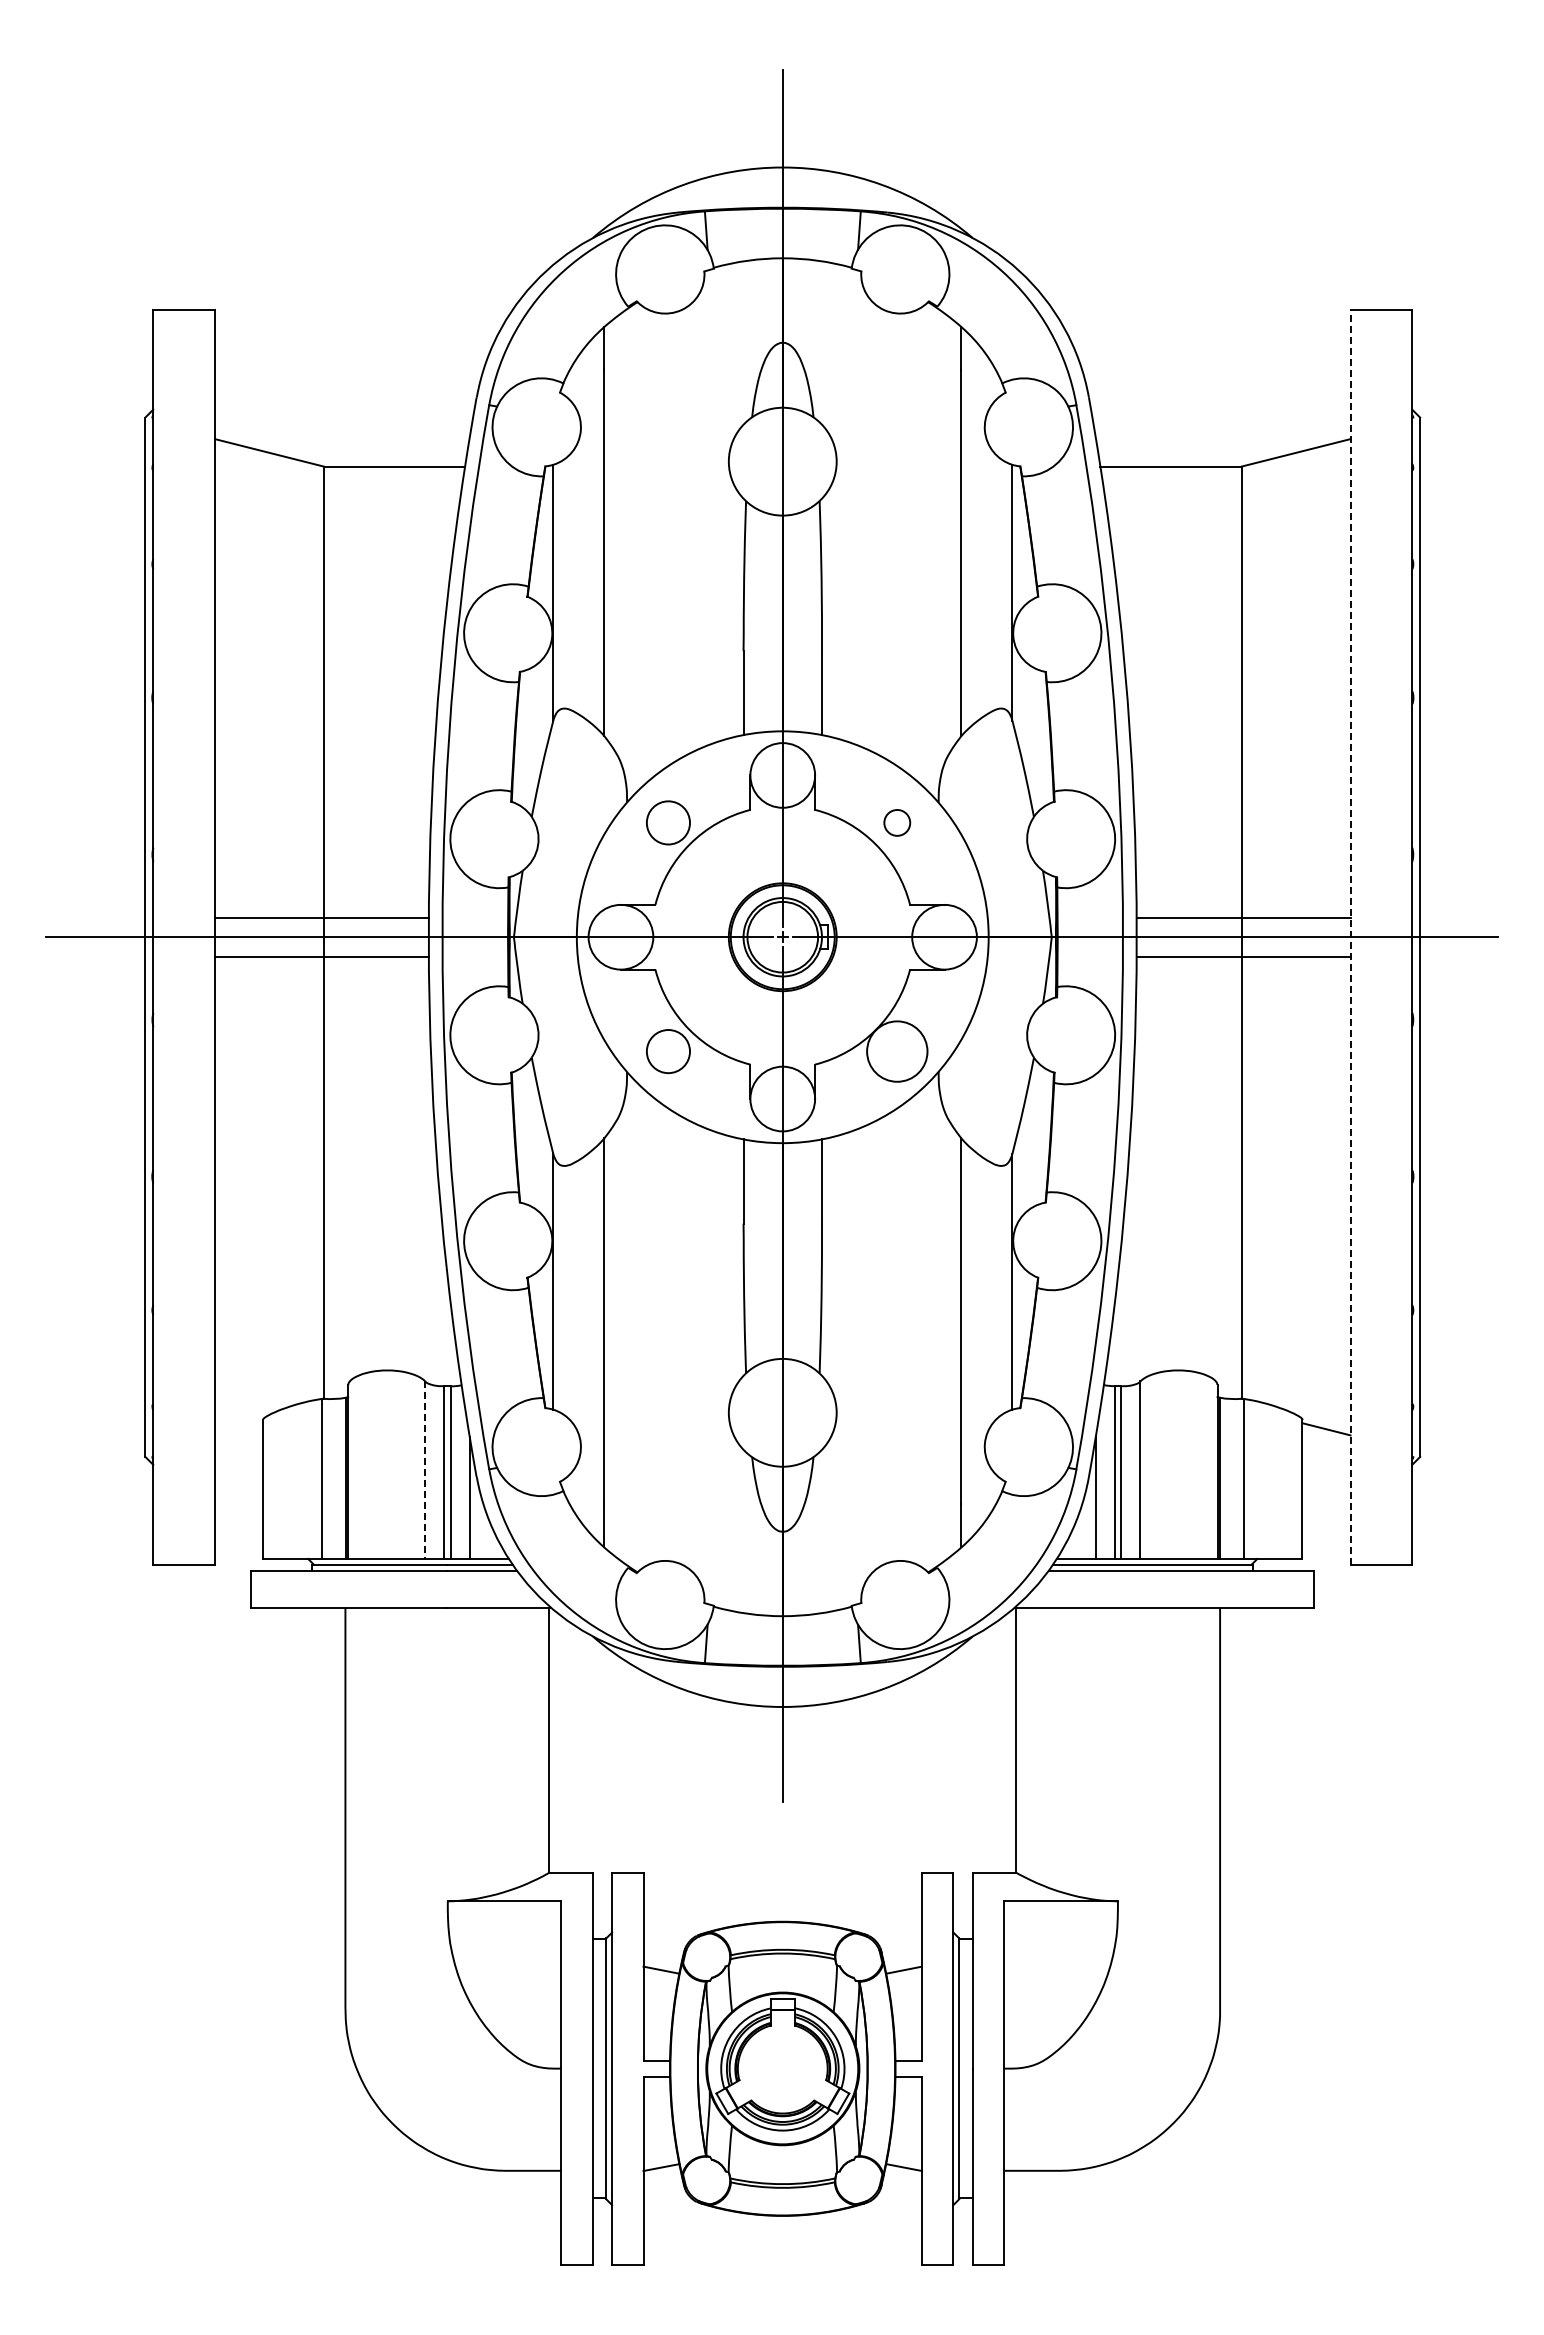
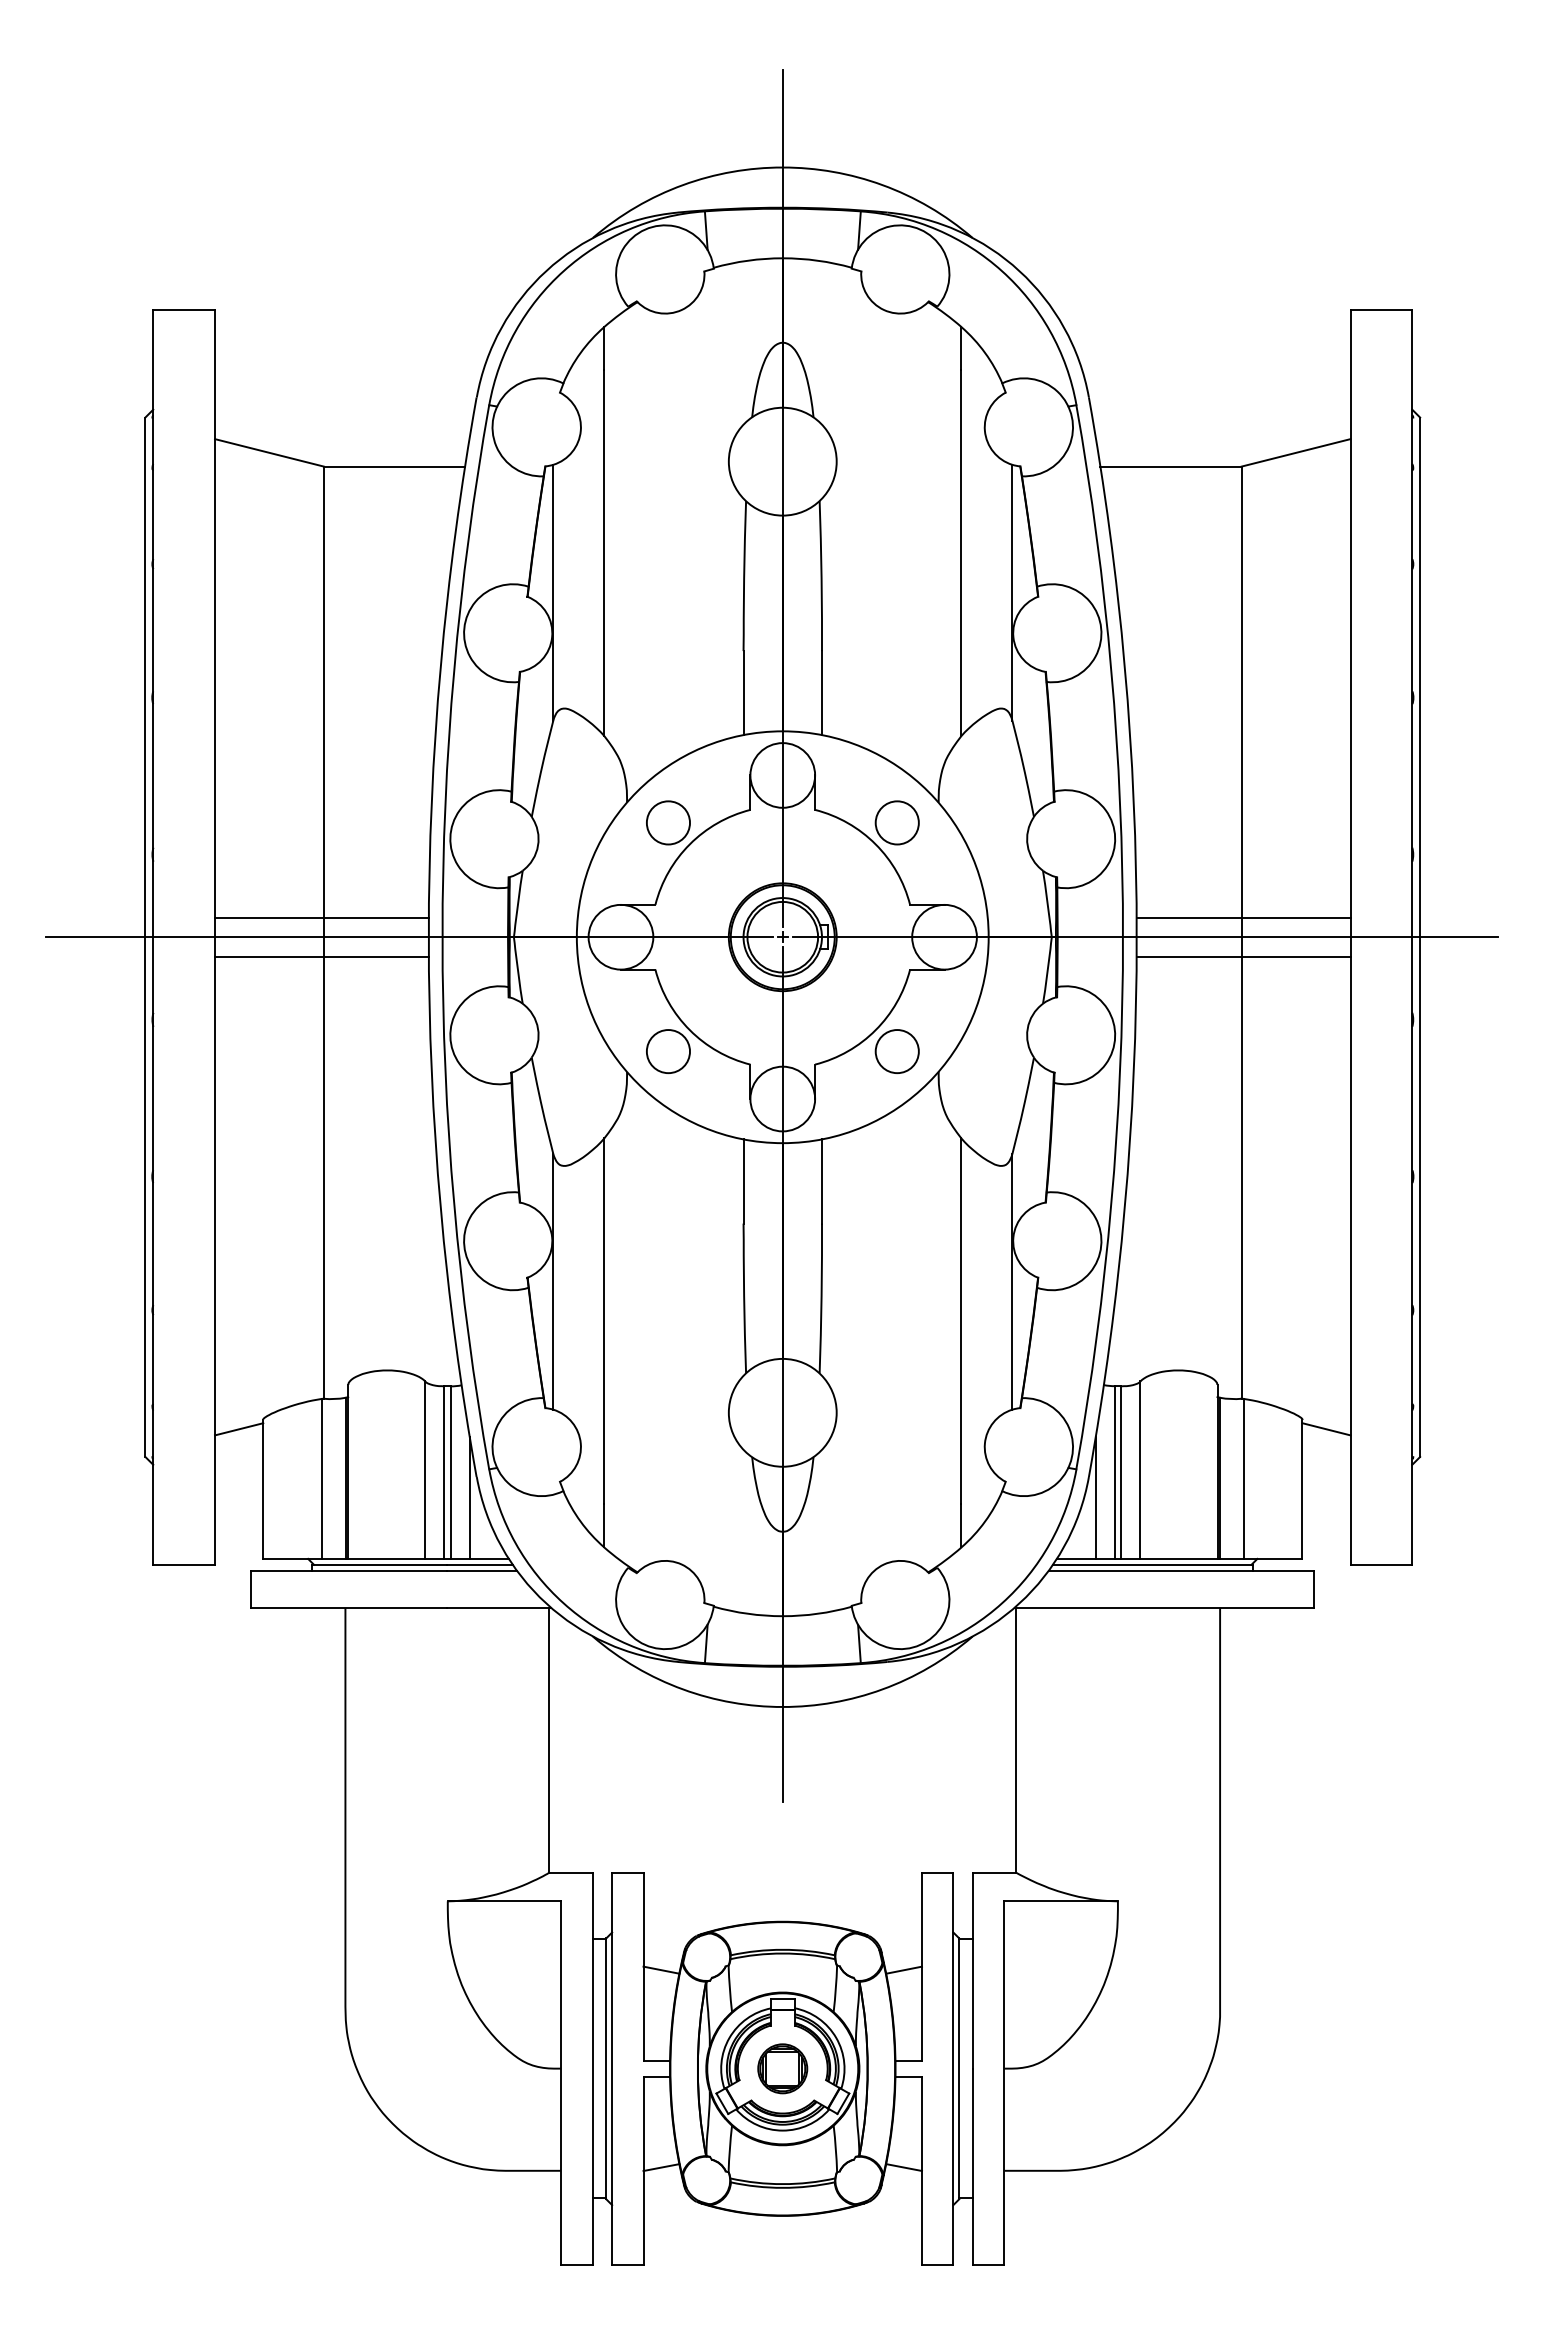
circle diameter: 26 px -> 43 px (896, 822)
line: dashed -> solid (1350, 937)
circle diameter: 60 px -> 43 px (896, 1051)
line: none -> present (239, 1429)
line: dashed -> solid (425, 1470)
part: none -> present (782, 2068)
